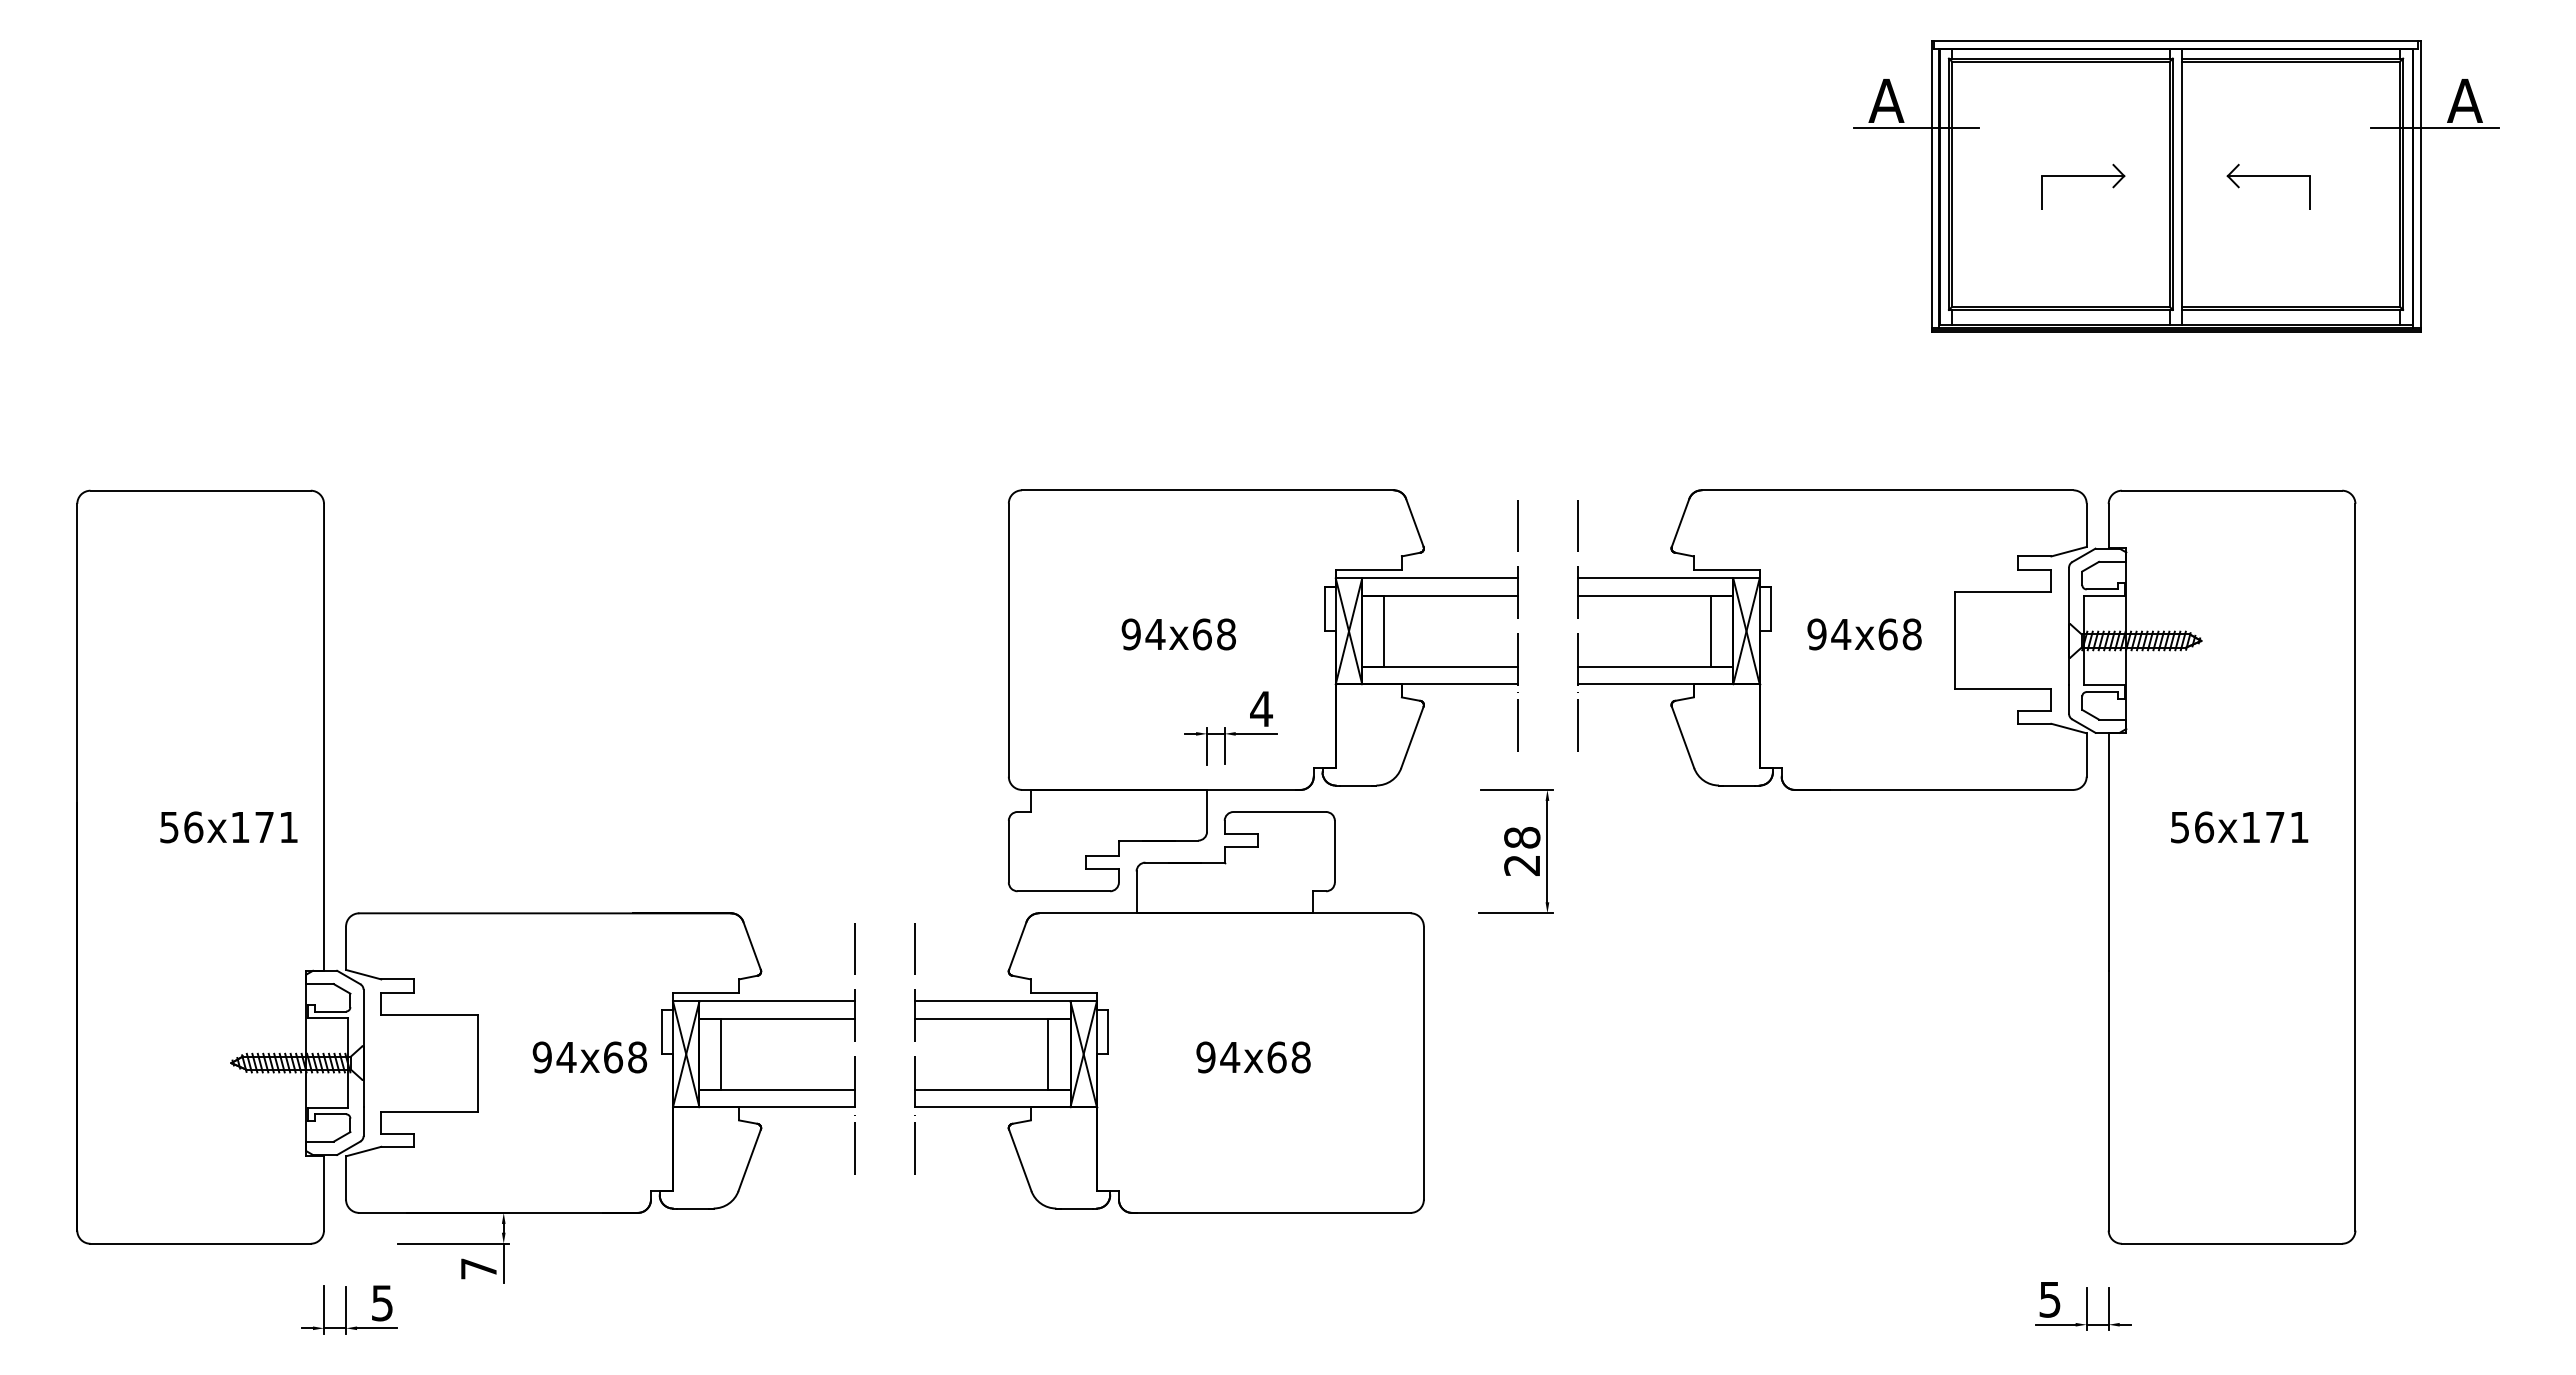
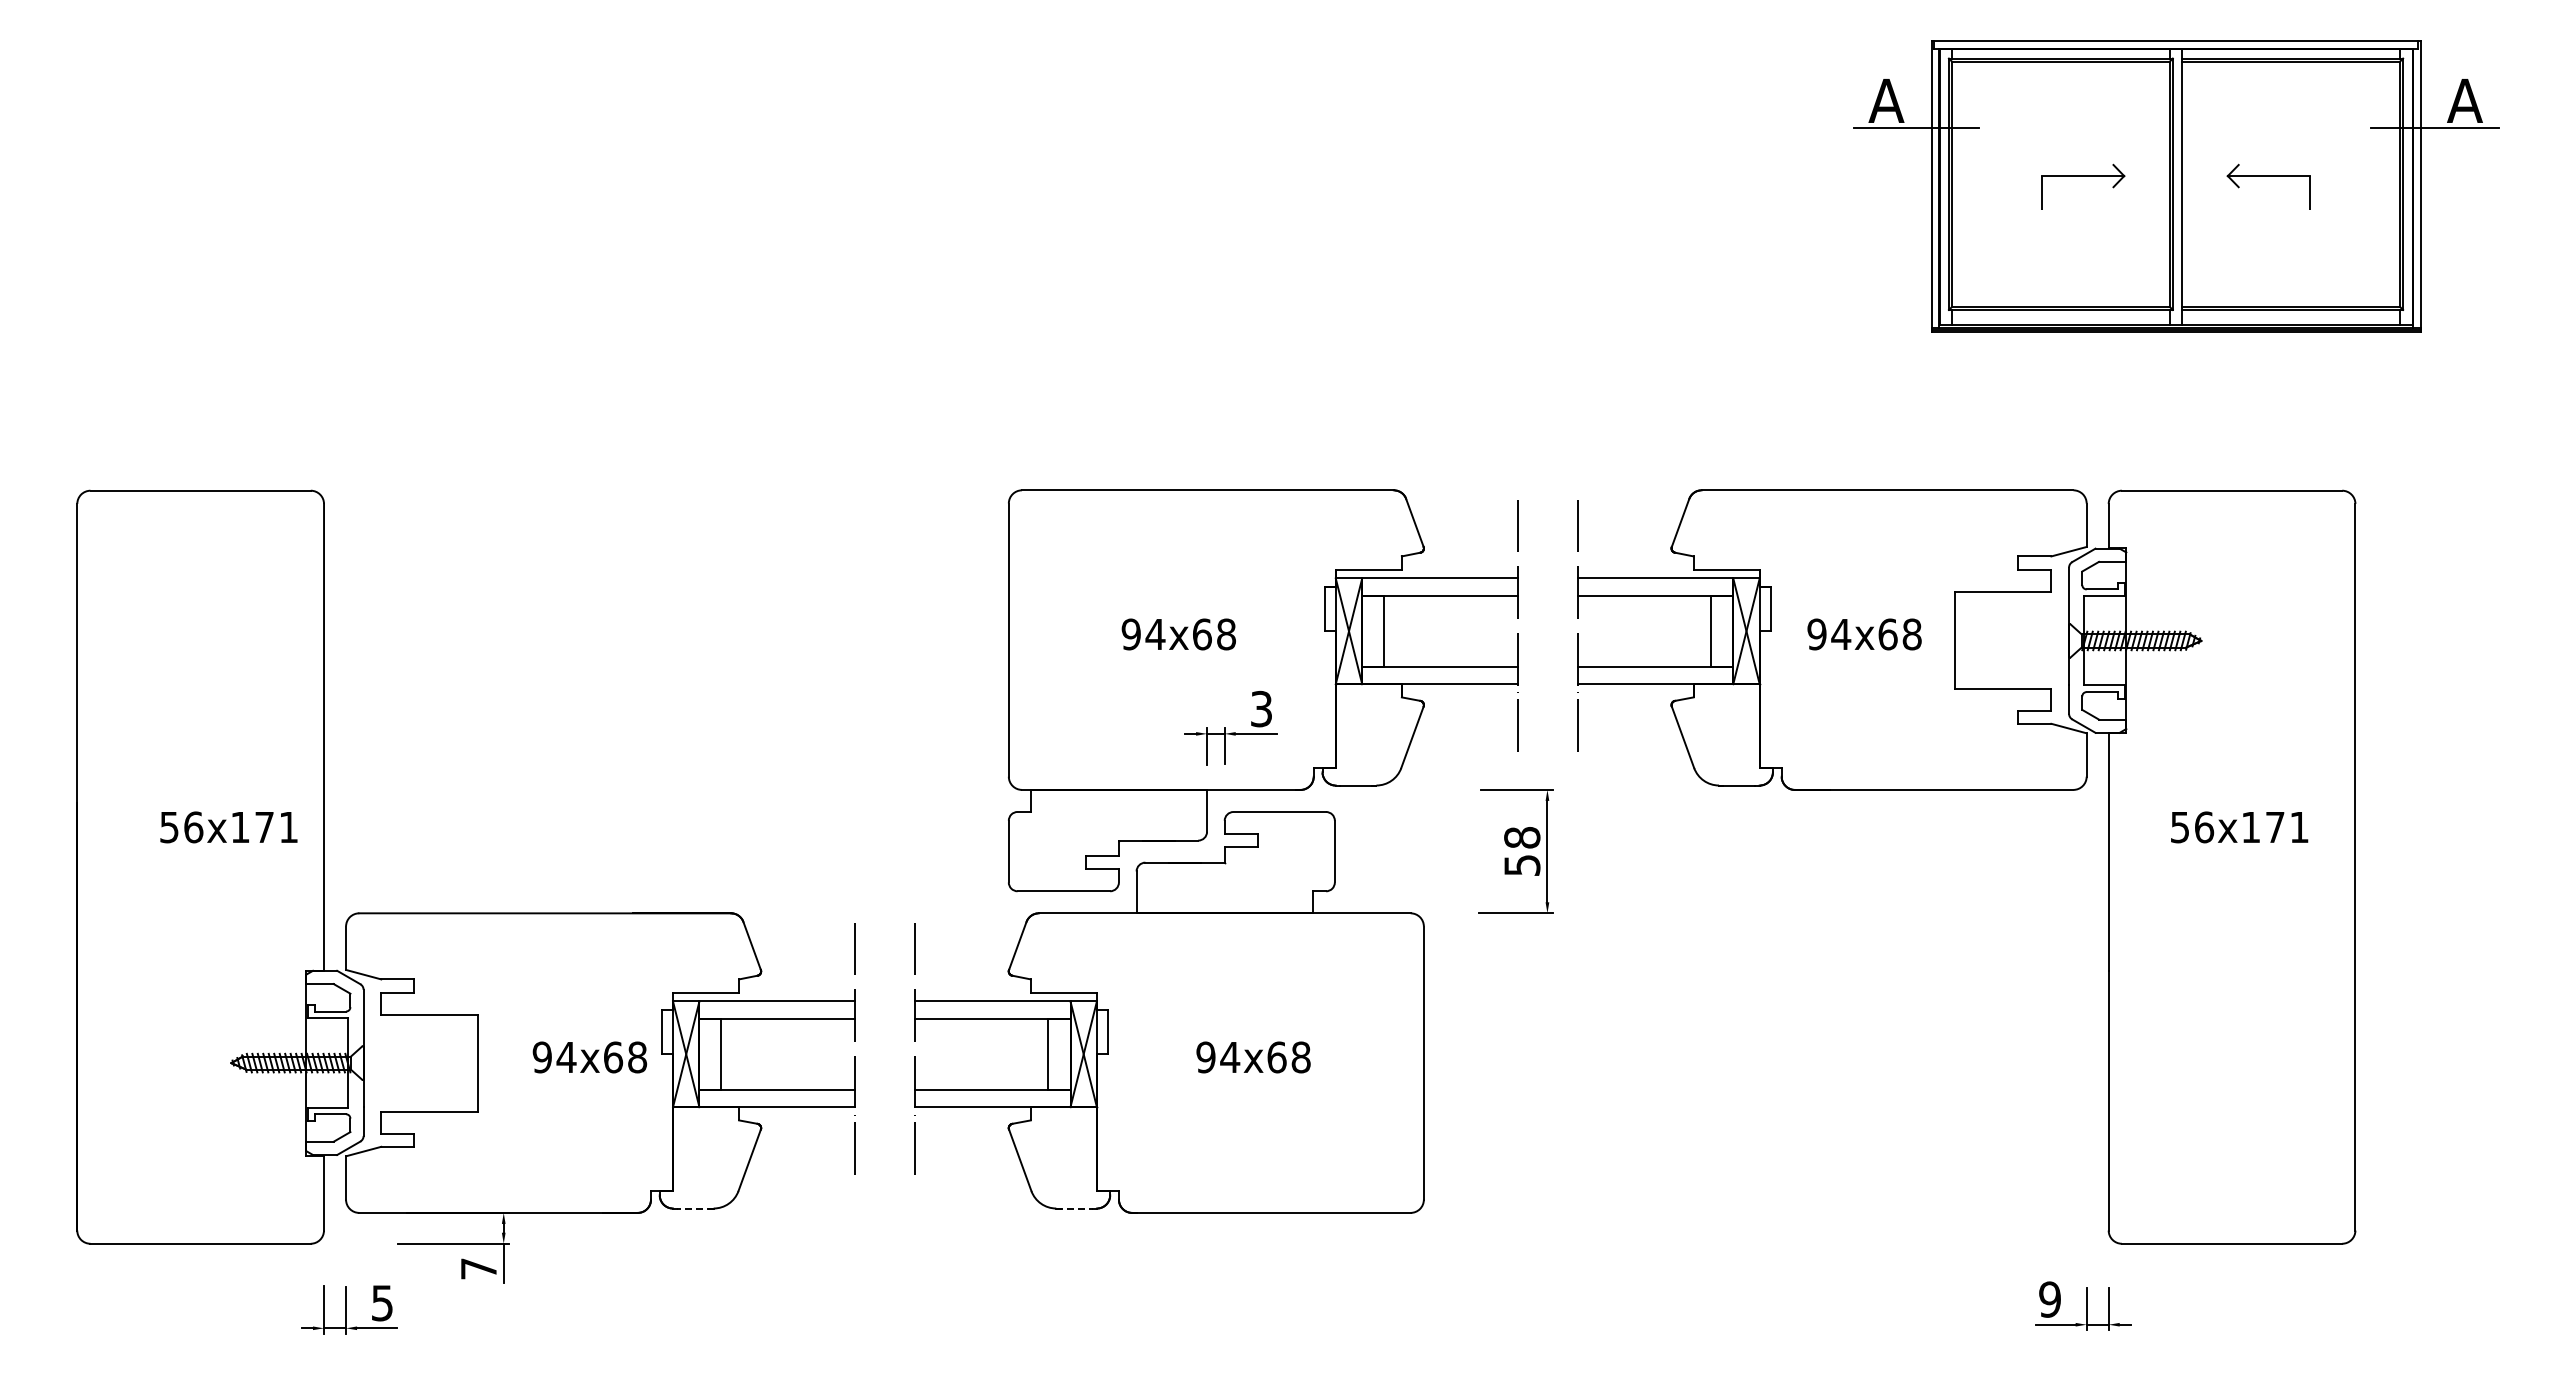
text: 4 -> 3 (1261, 708)
text: 28 -> 58 (1522, 865)
line: solid -> dashed (695, 1208)
line: solid -> dashed (1074, 1208)
text: 5 -> 9 (2049, 1299)
